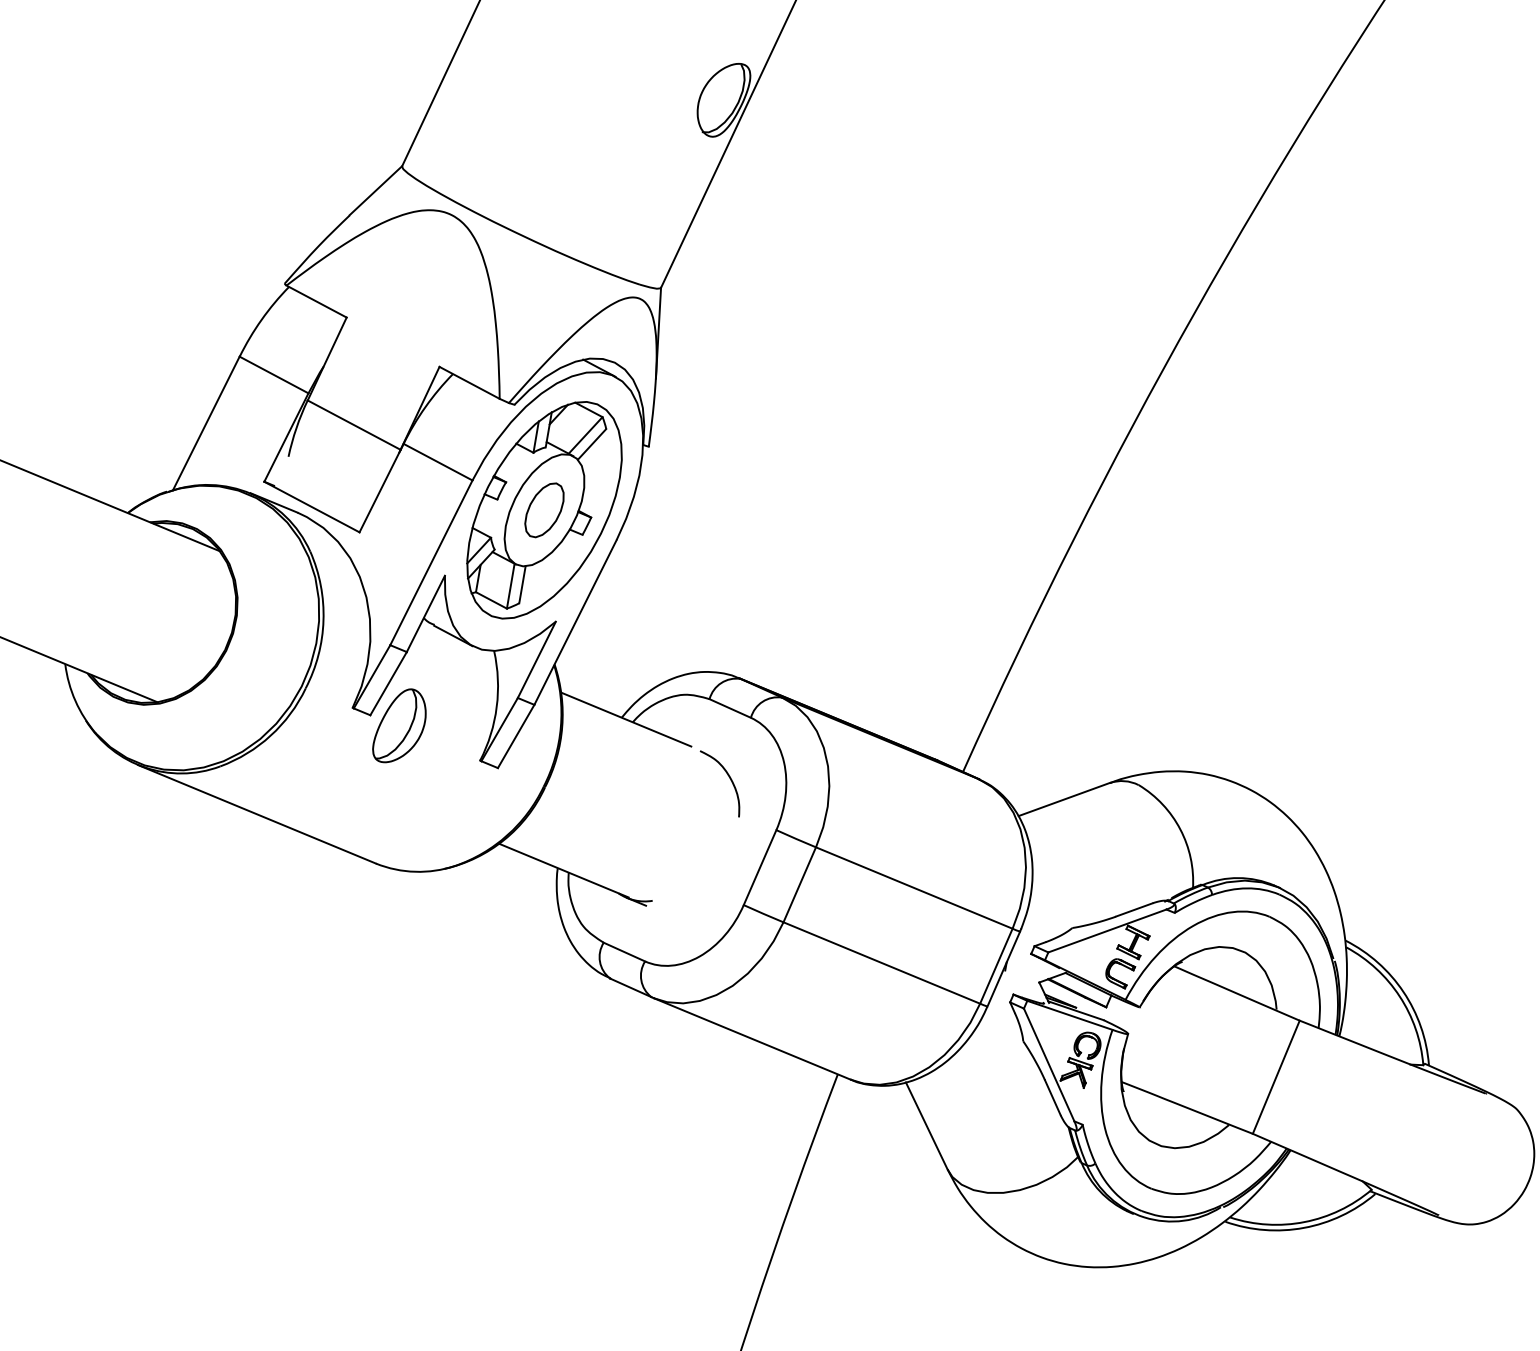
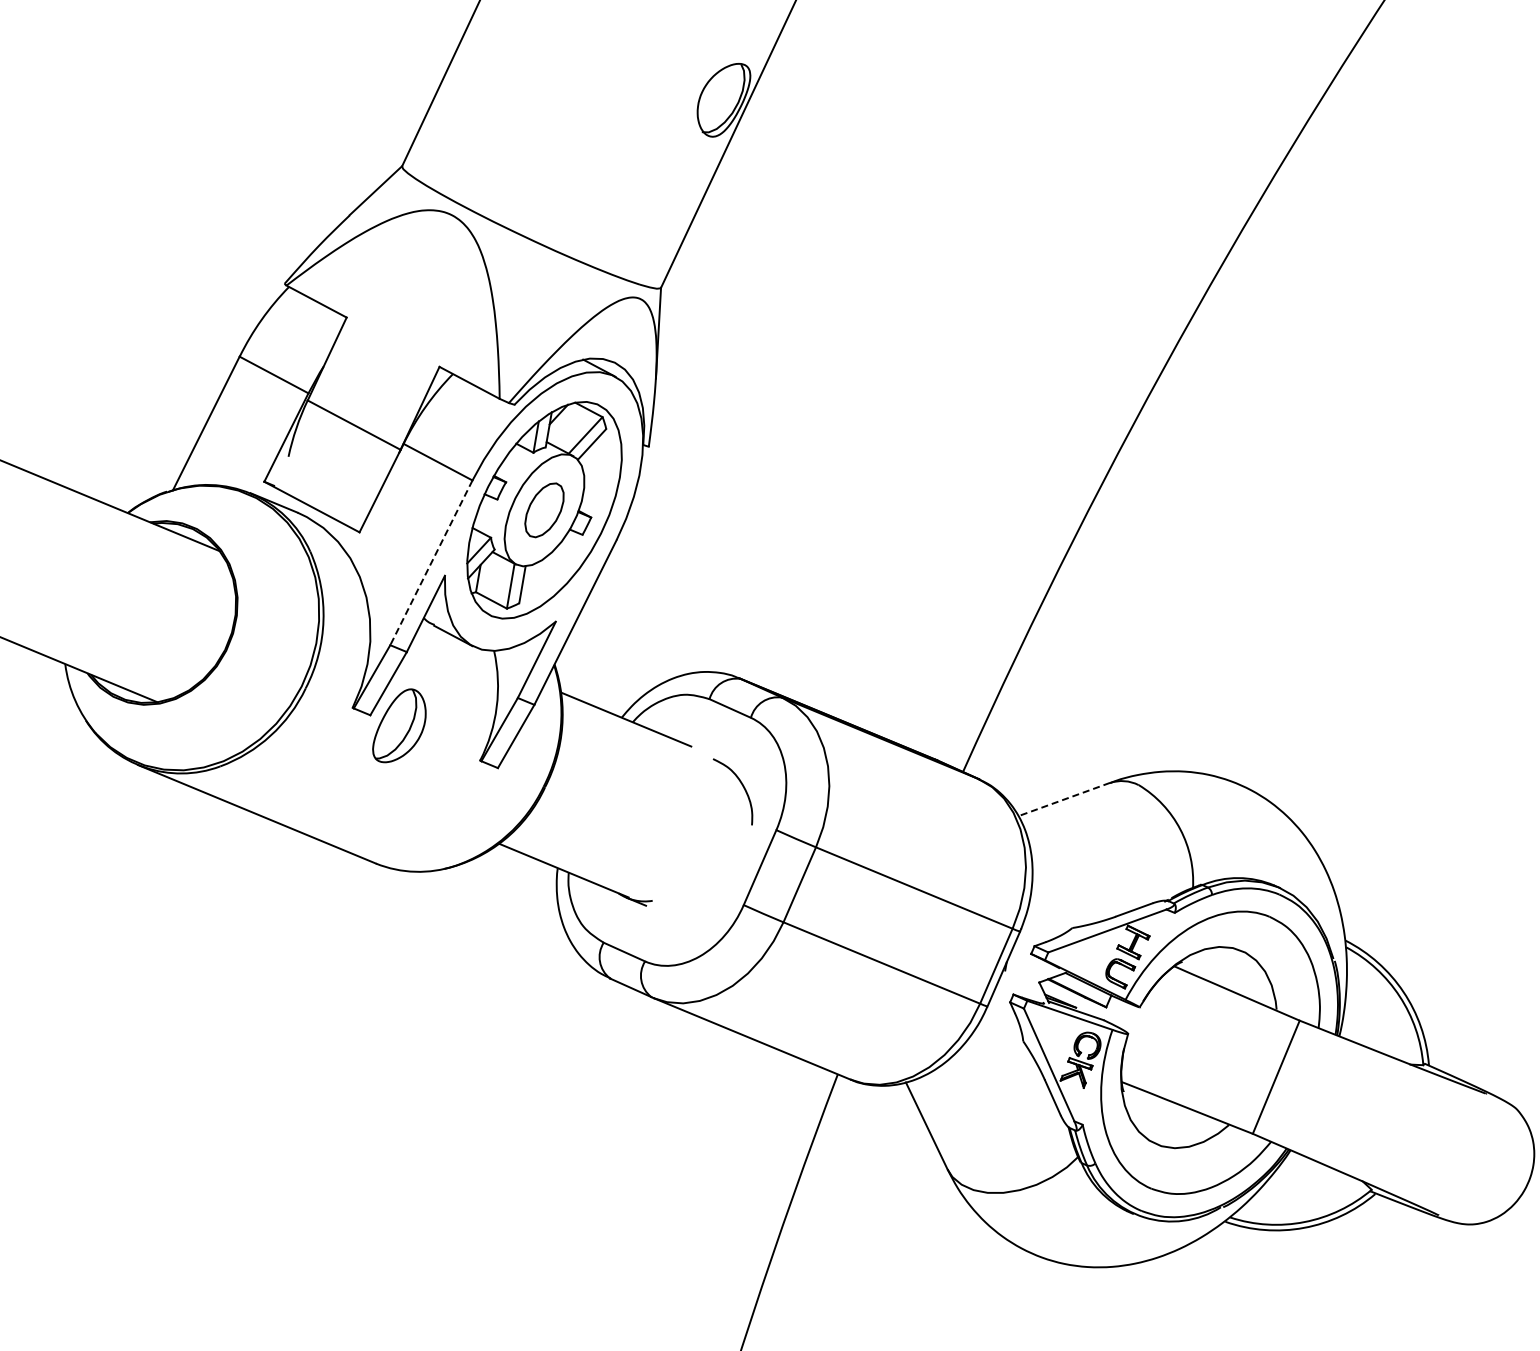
line: solid -> dashed (431, 563)
curve position: (729, 778) -> (742, 786) (742, 786)
line: solid -> dashed (1064, 799)
